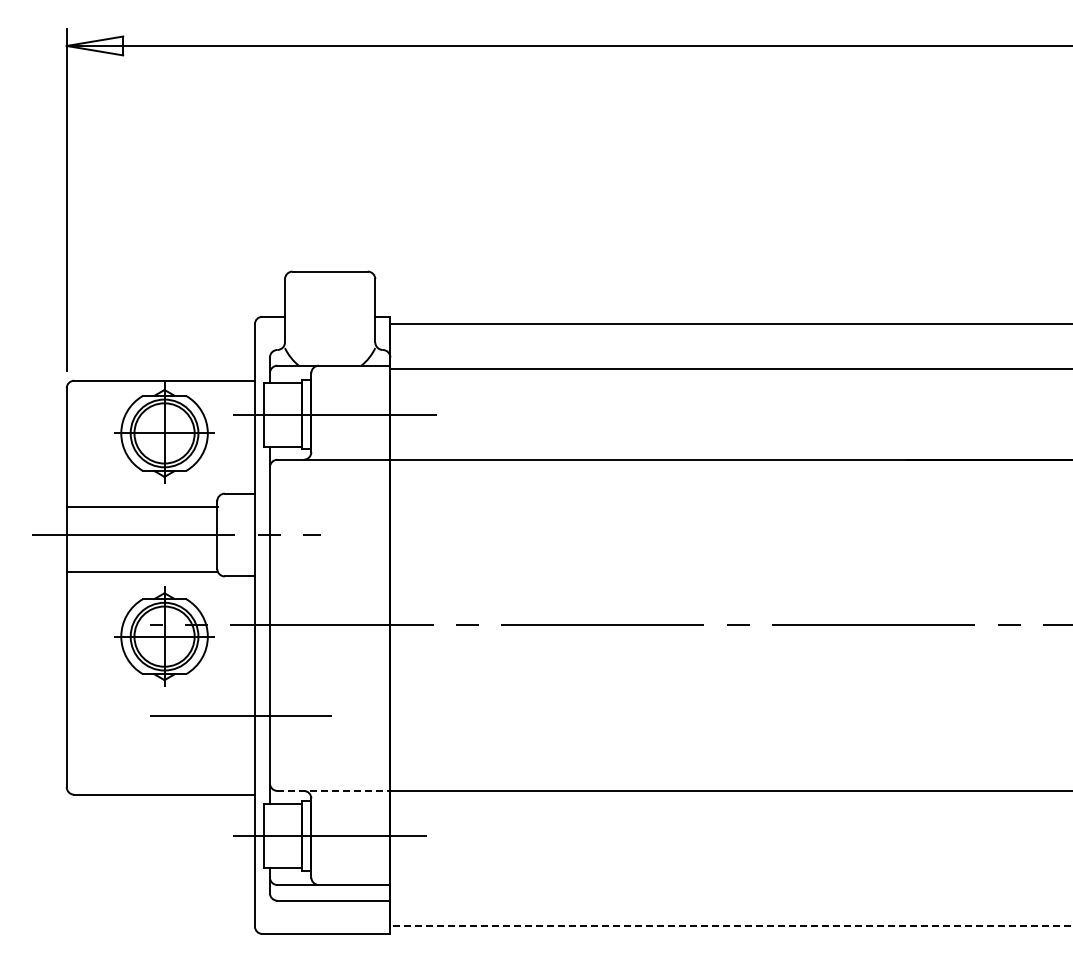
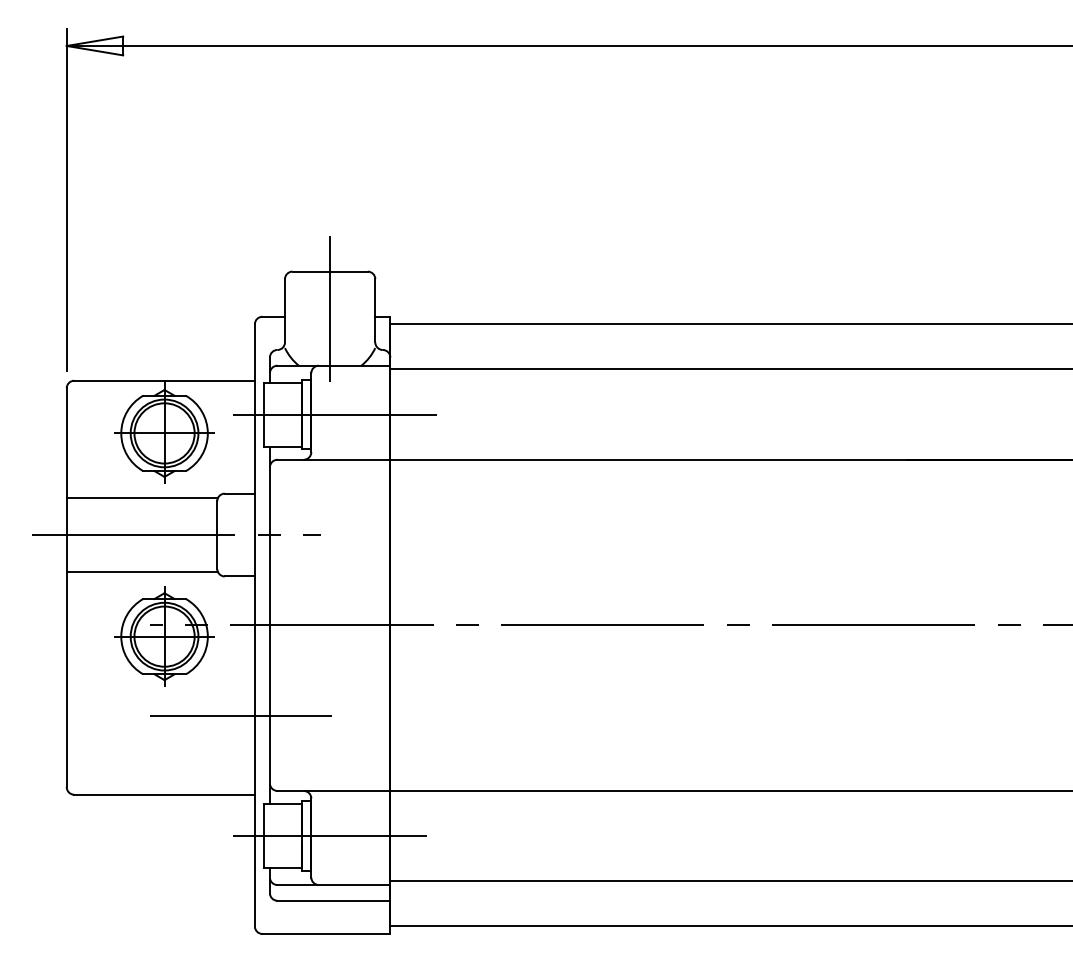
line: none -> present (330, 308)
line position: (141, 507) -> (141, 498) (141, 498)
line: dashed -> solid (334, 790)
line: none -> present (729, 881)
line: dashed -> solid (731, 926)
